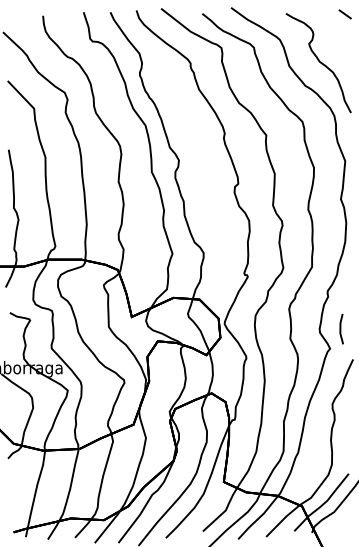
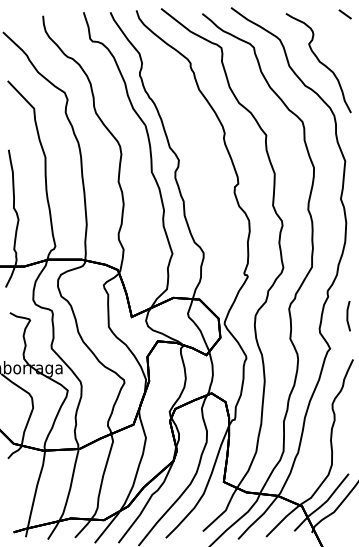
line position: (341, 329) -> (348, 316) (348, 316)
